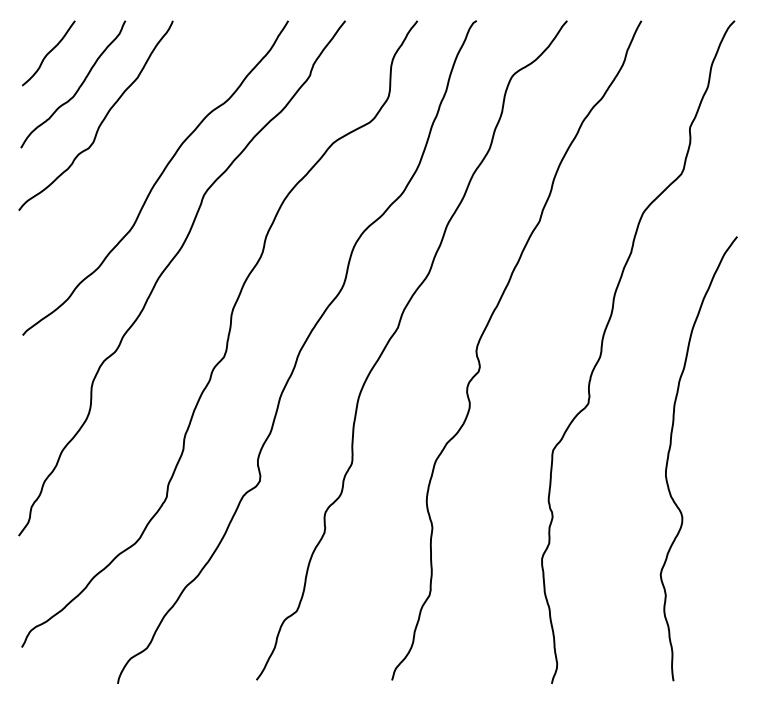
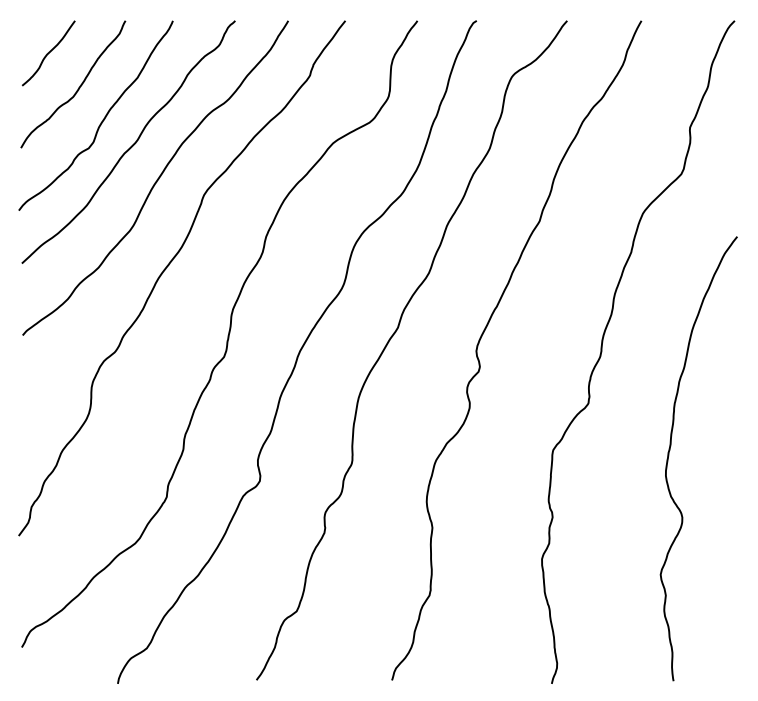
curve: none -> present (132, 144)
